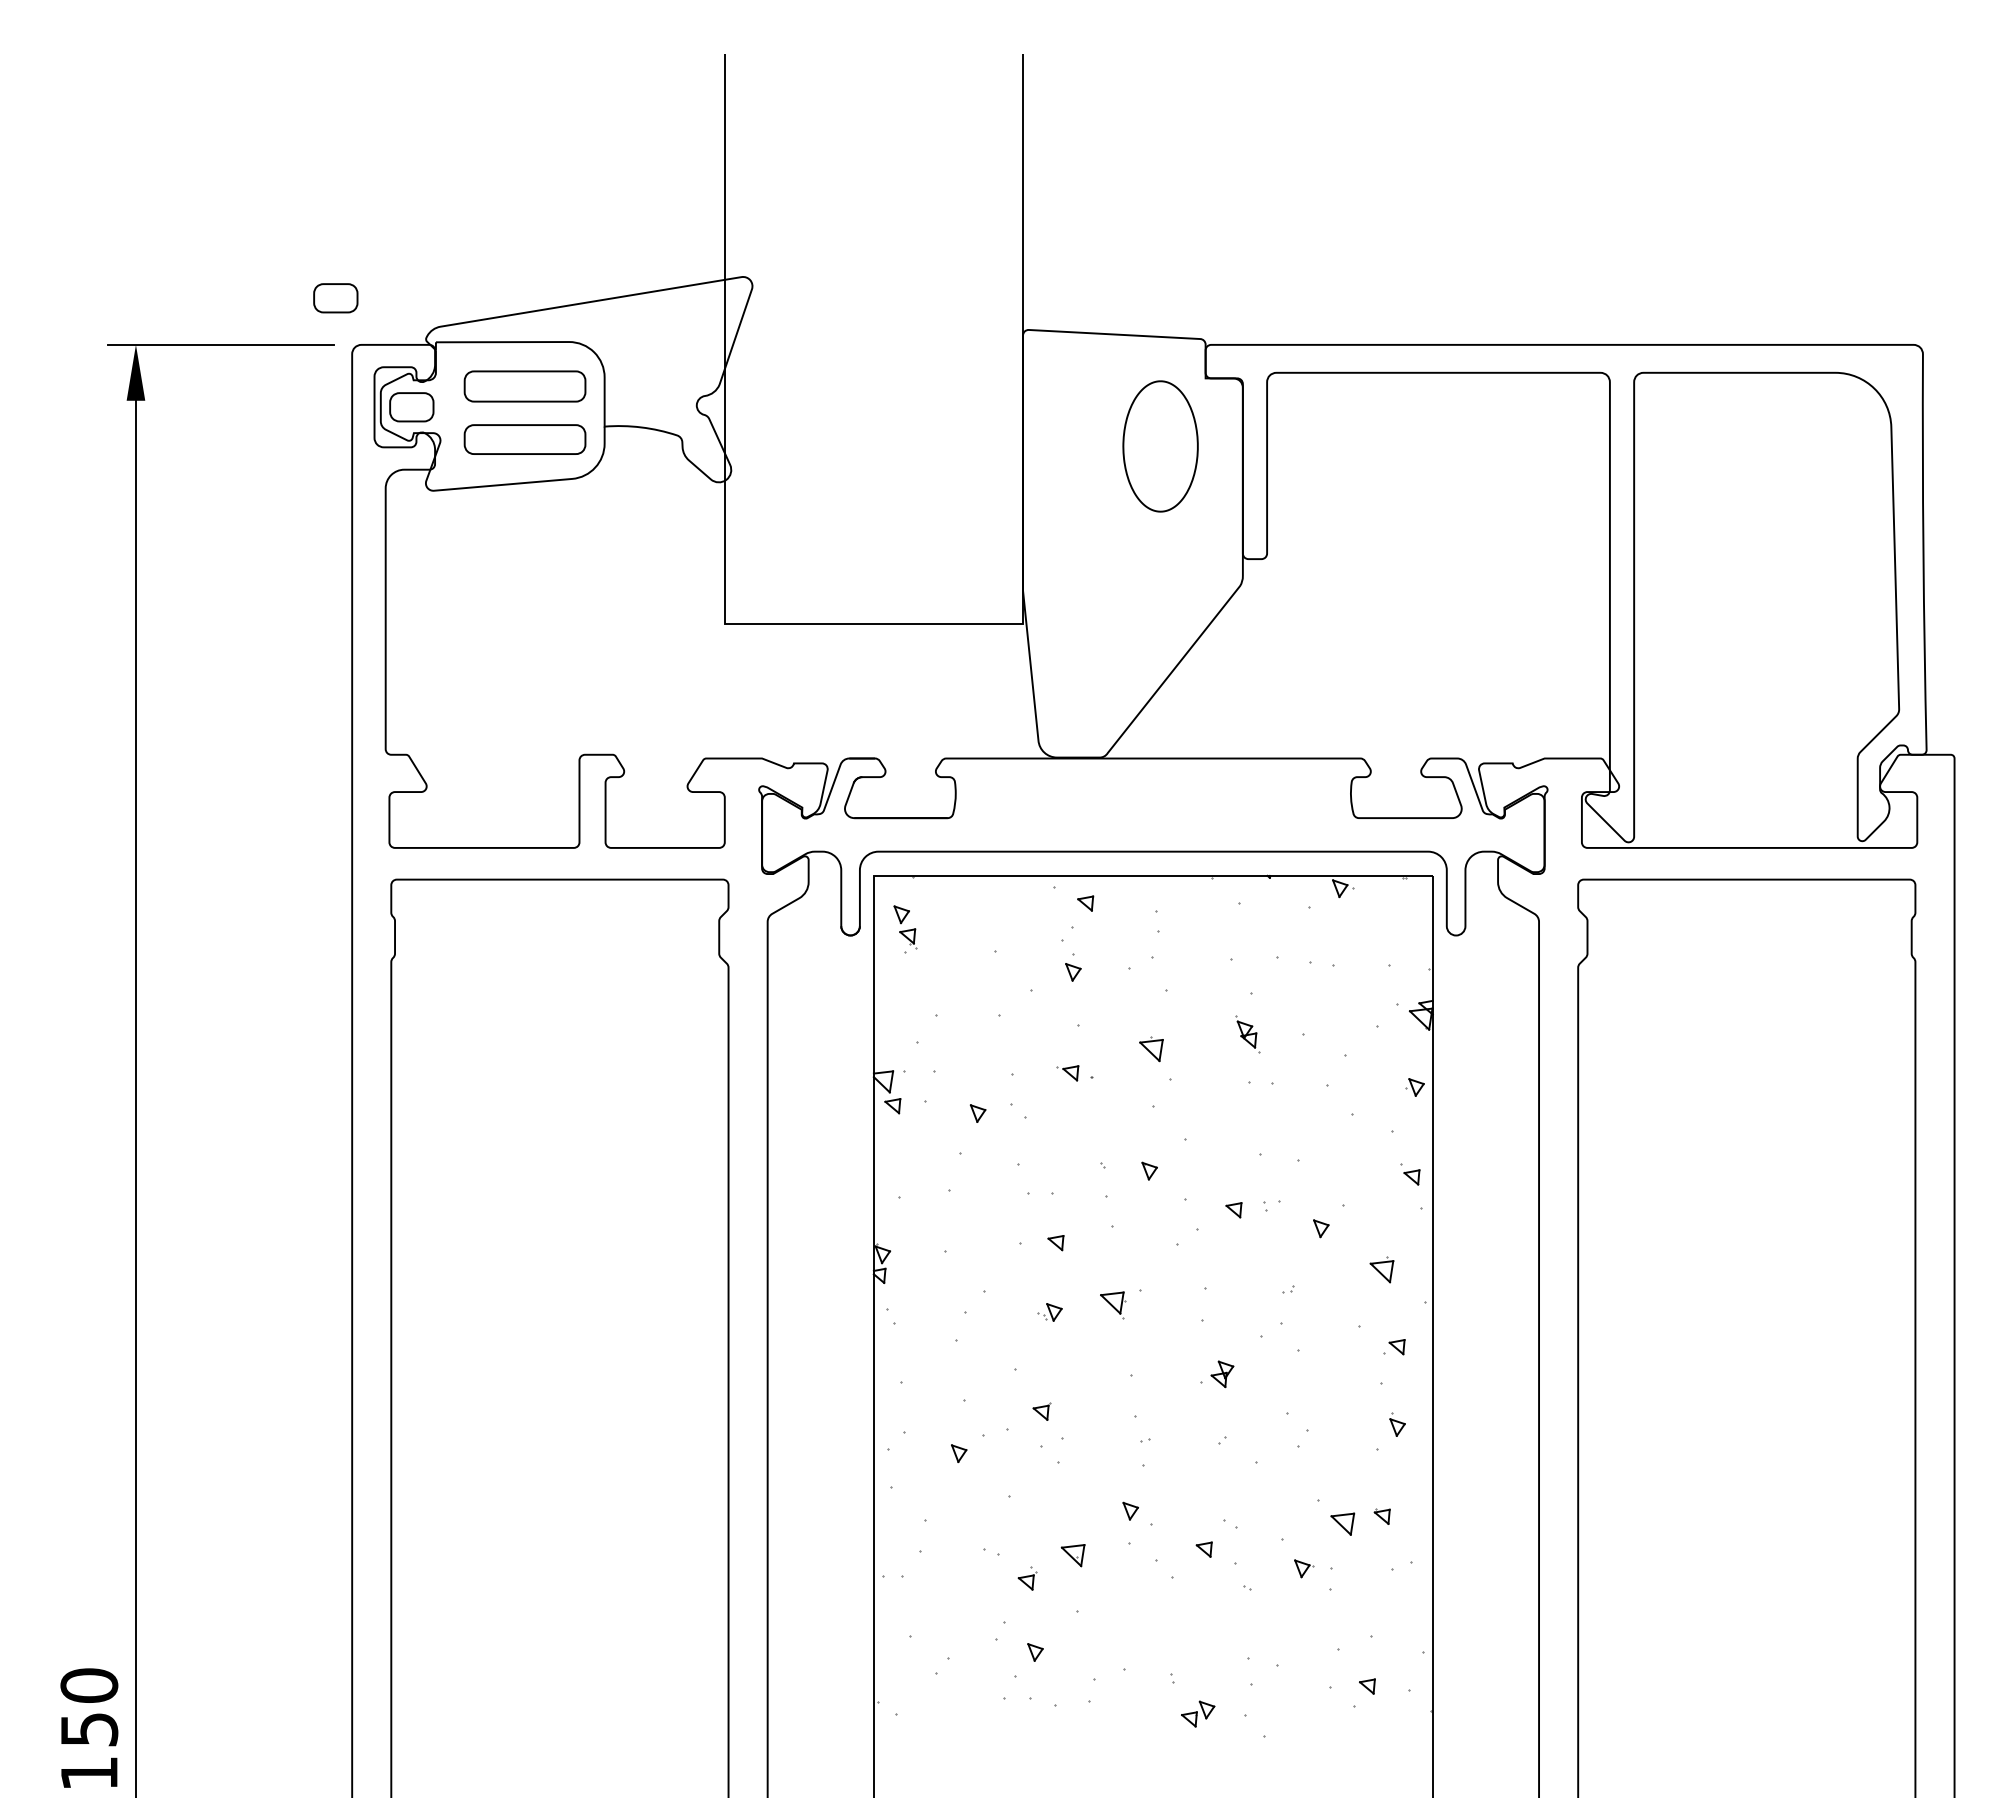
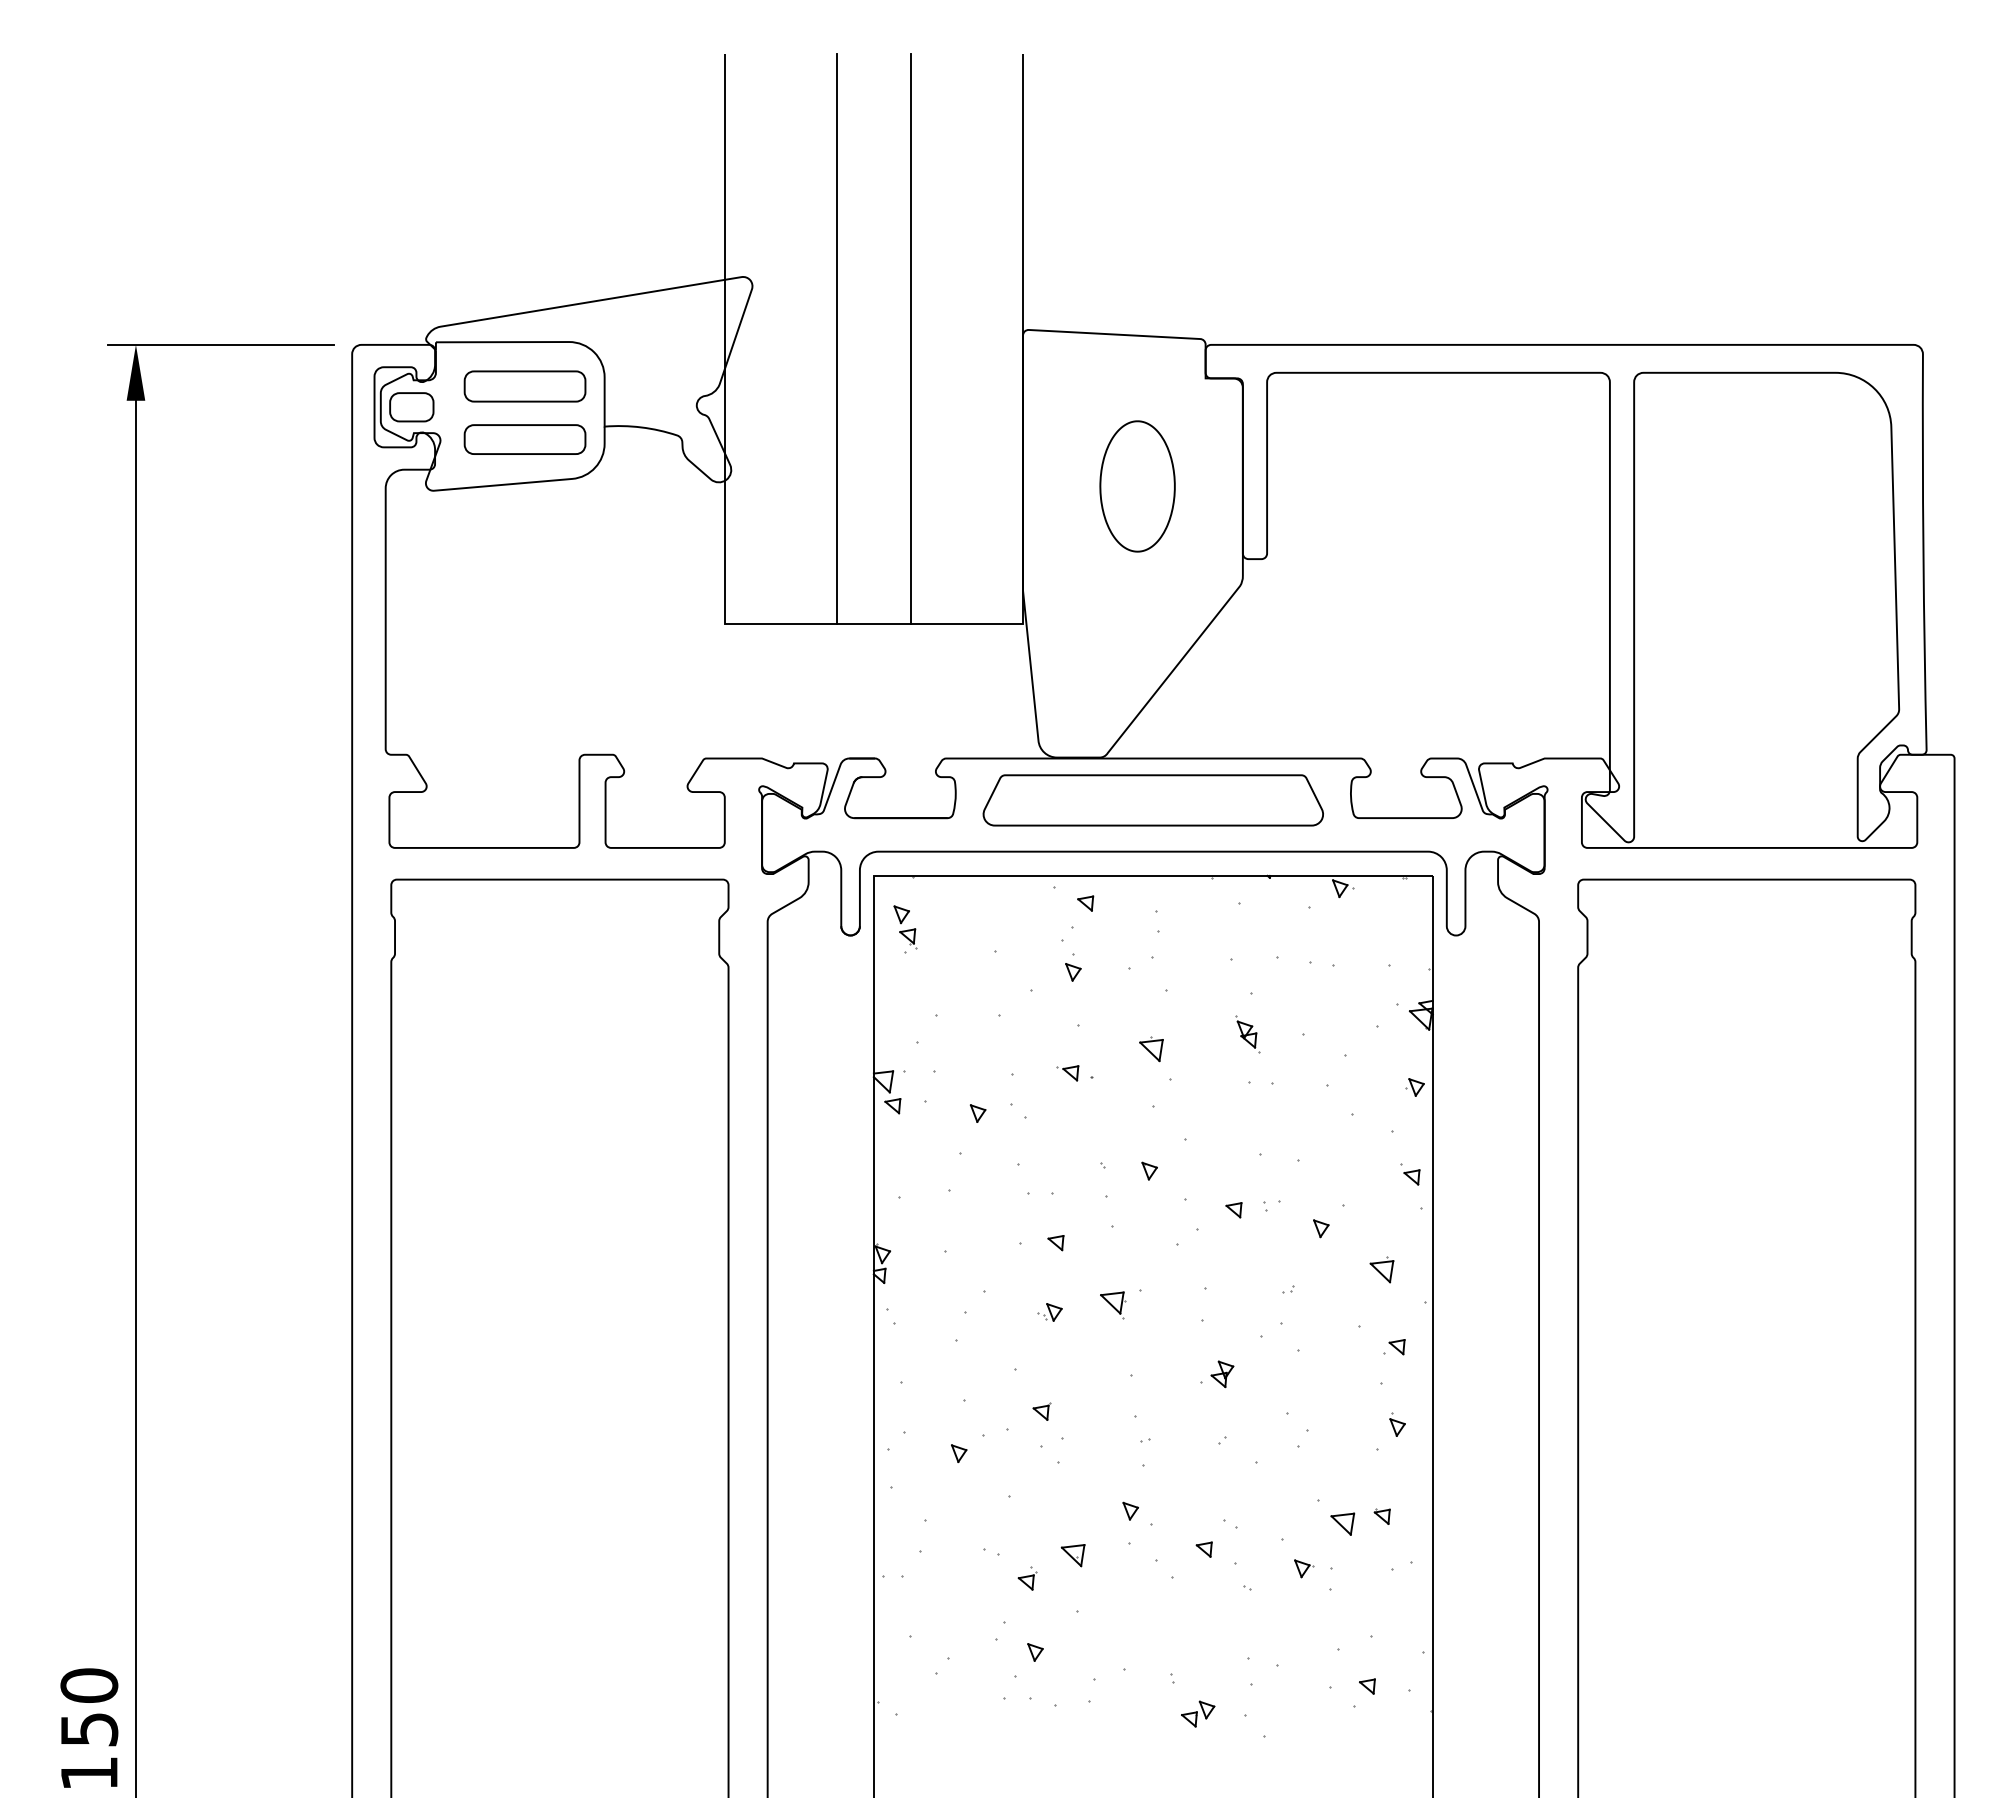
part: present -> none (335, 298)
line: none -> present (836, 338)
line: none -> present (911, 338)
part position: (1160, 446) -> (1137, 486) (1137, 486)
part: none -> present (1152, 800)
